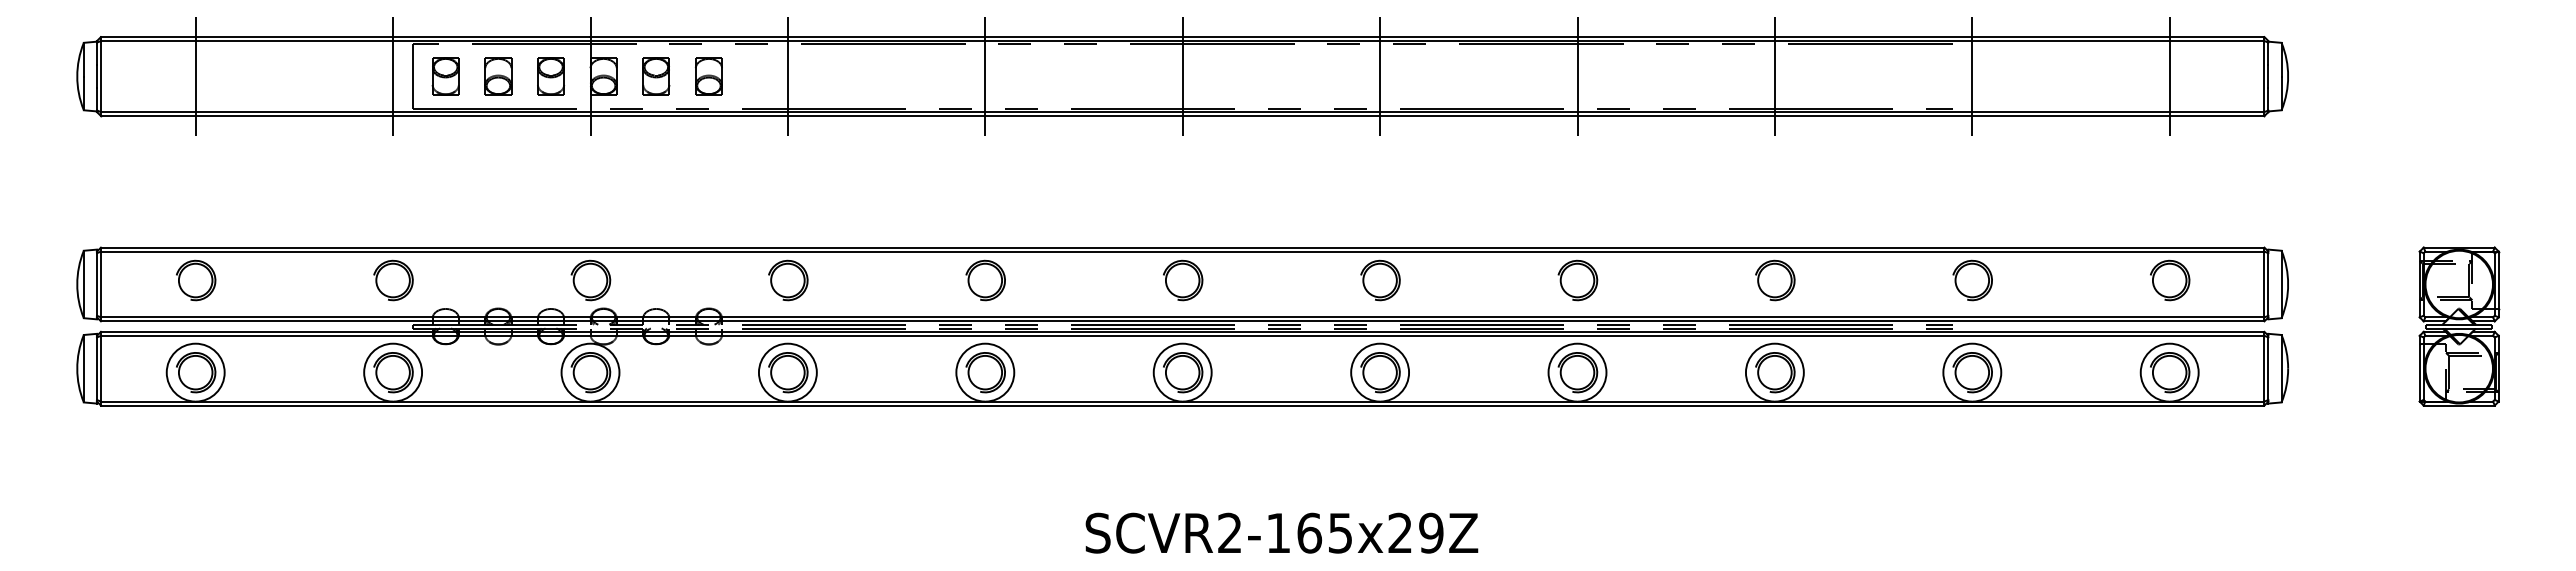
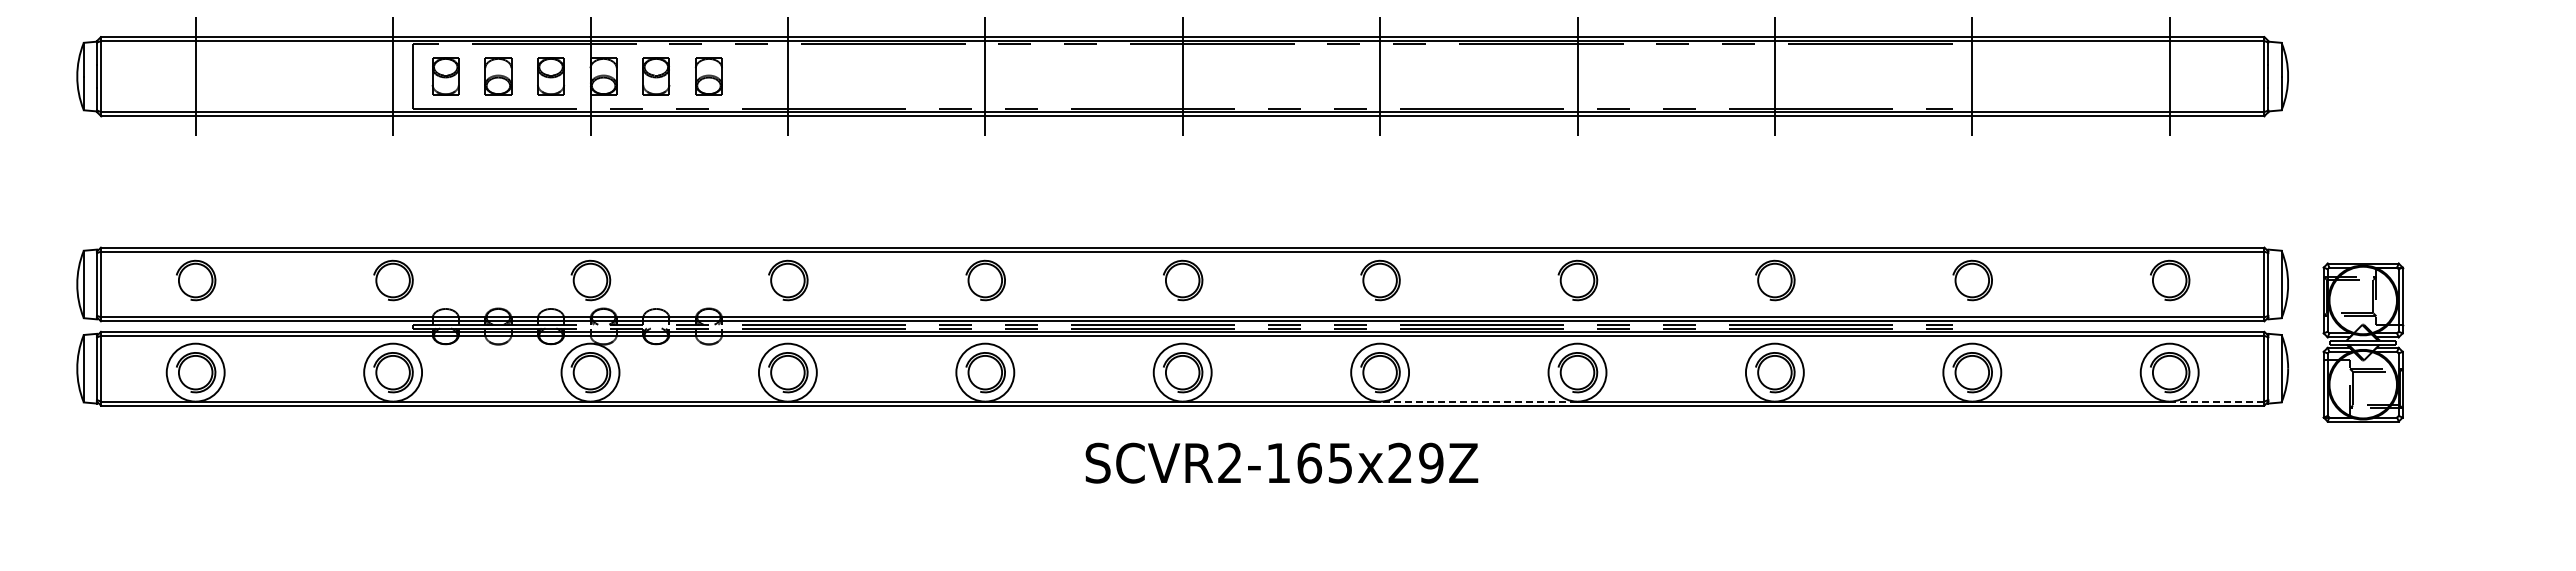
part position: (2459, 326) -> (2363, 342) (2363, 342)
line: solid -> dashed (1478, 401)
line: solid -> dashed (2216, 401)
text position: (1281, 532) -> (1281, 462) (1281, 462)
